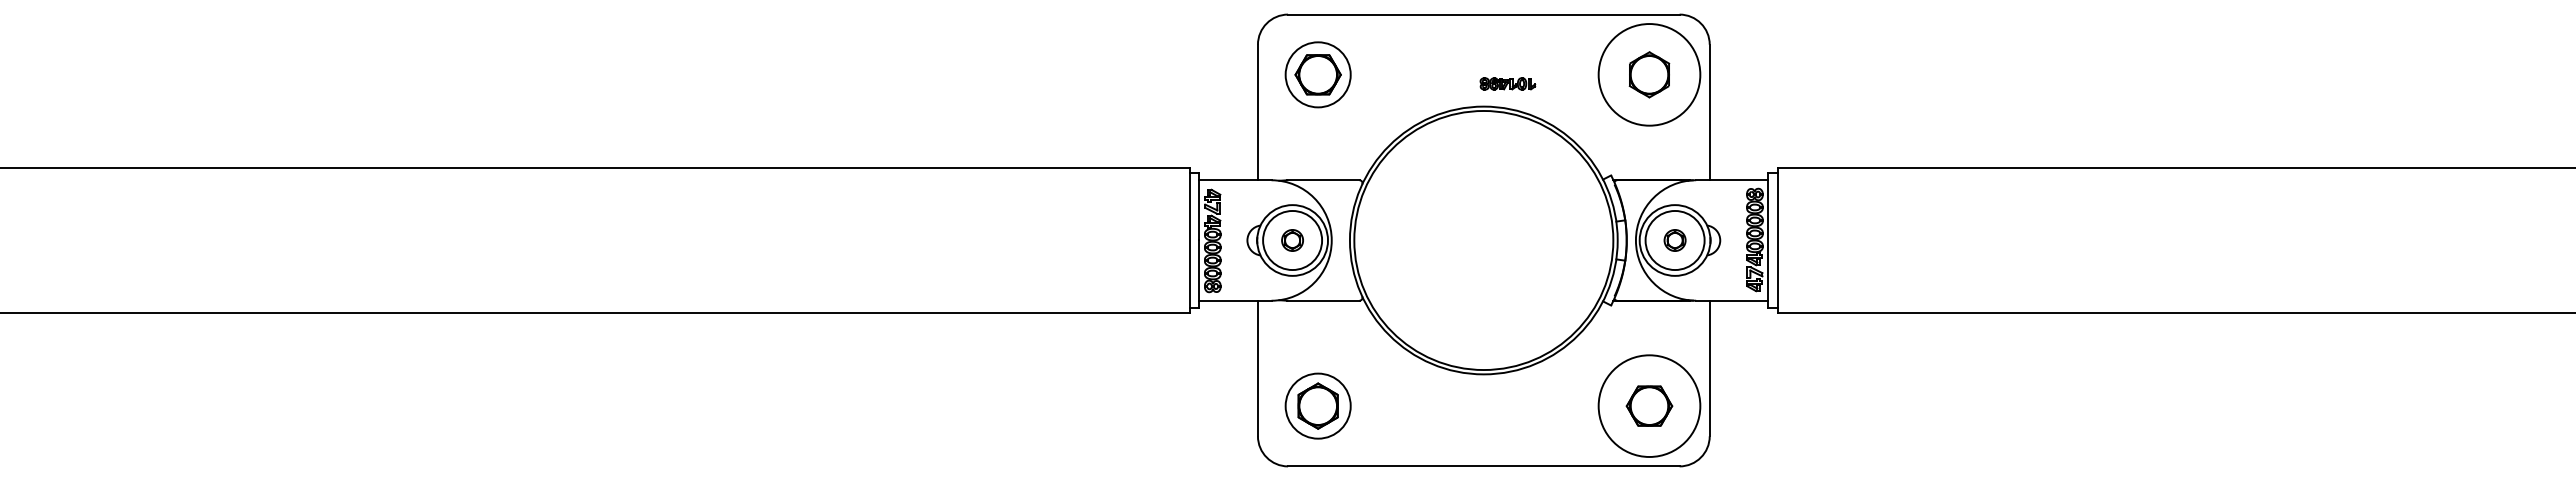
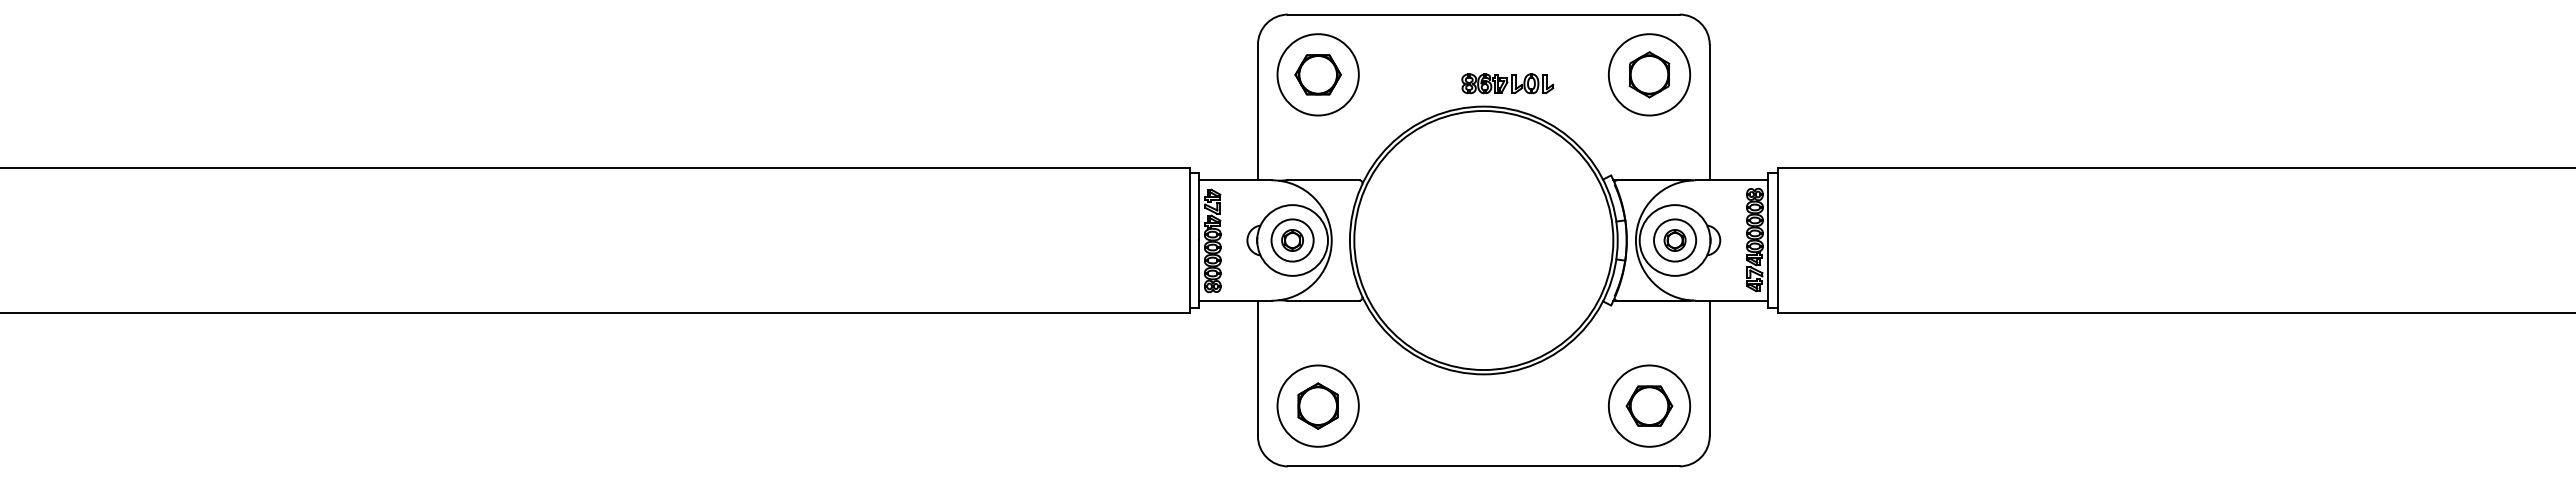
circle diameter: 65 px -> 81 px (1317, 74)
circle diameter: 102 px -> 81 px (1649, 74)
part size: 58x14 px -> 94x22 px (1507, 83)
circle diameter: 59 px -> 42 px (1292, 240)
circle diameter: 59 px -> 42 px (1675, 240)
circle diameter: 65 px -> 81 px (1317, 405)
circle diameter: 102 px -> 81 px (1649, 405)
